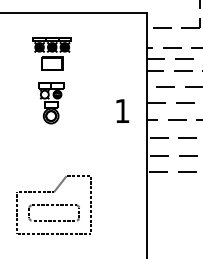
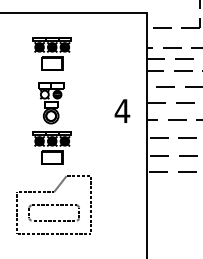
text: 1 -> 4 (122, 110)
part: none -> present (51, 147)
